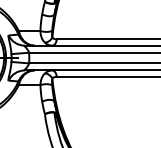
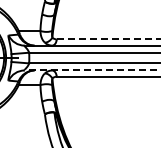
line: solid -> dashed (108, 39)
line: solid -> dashed (92, 70)
